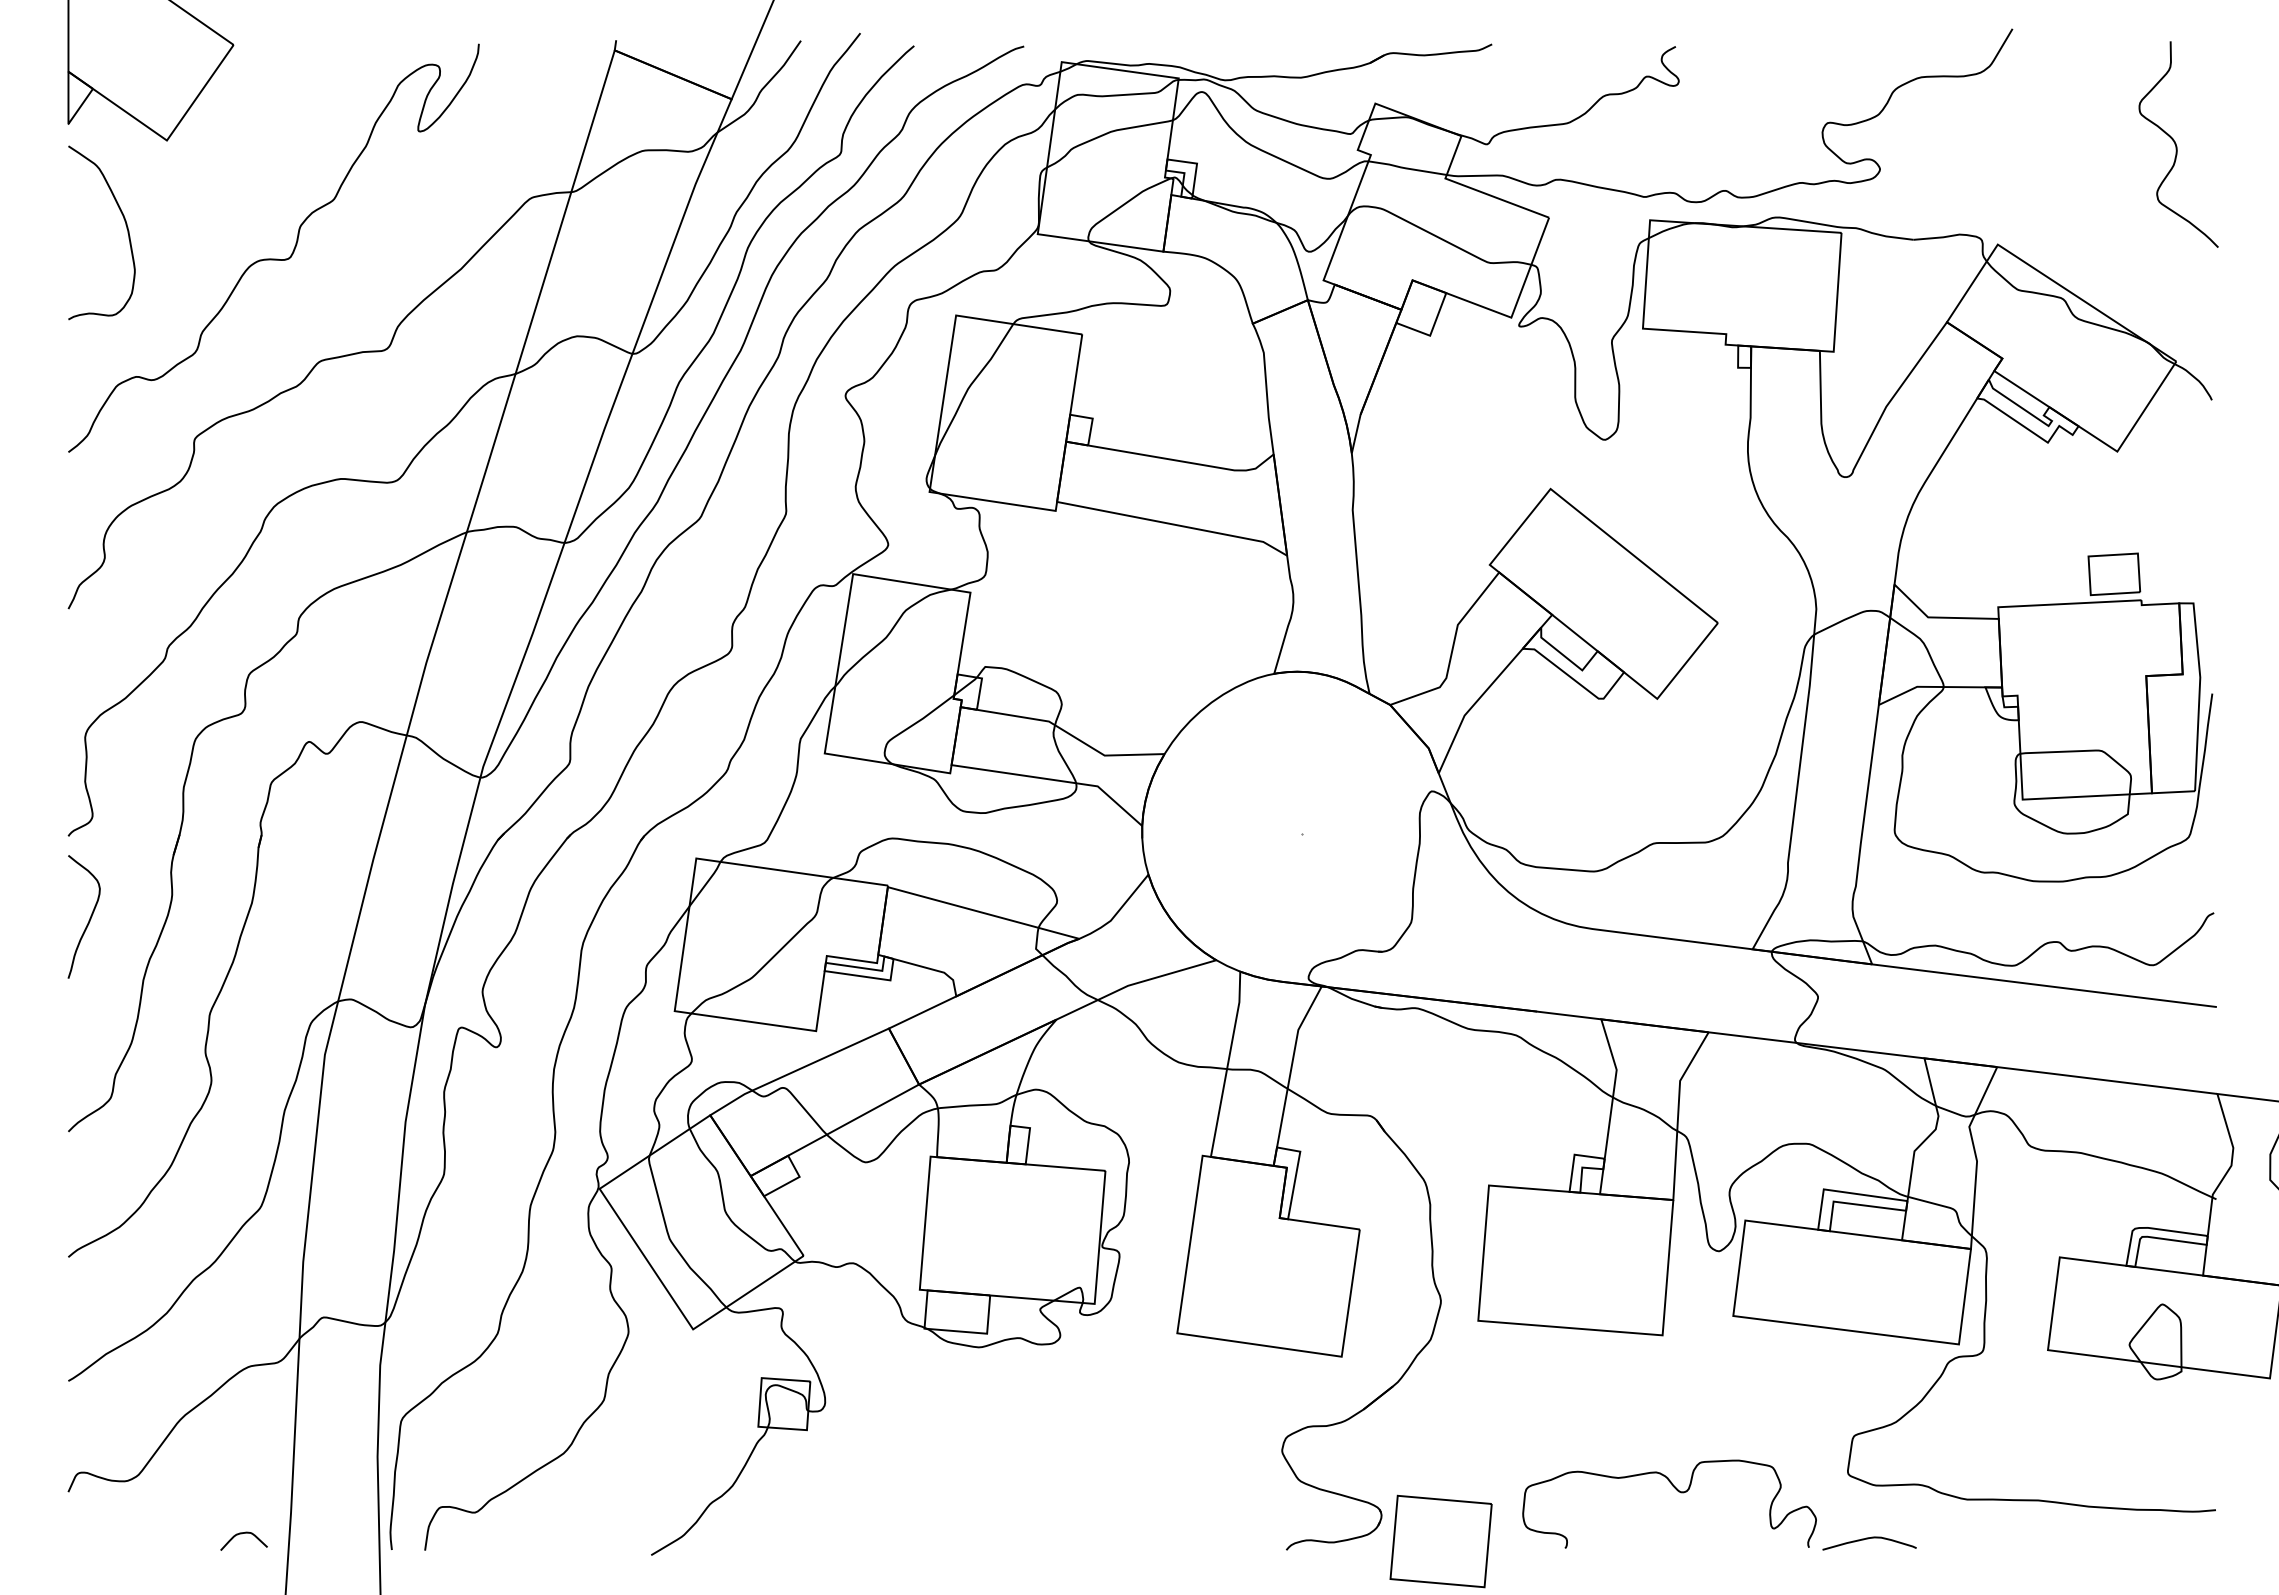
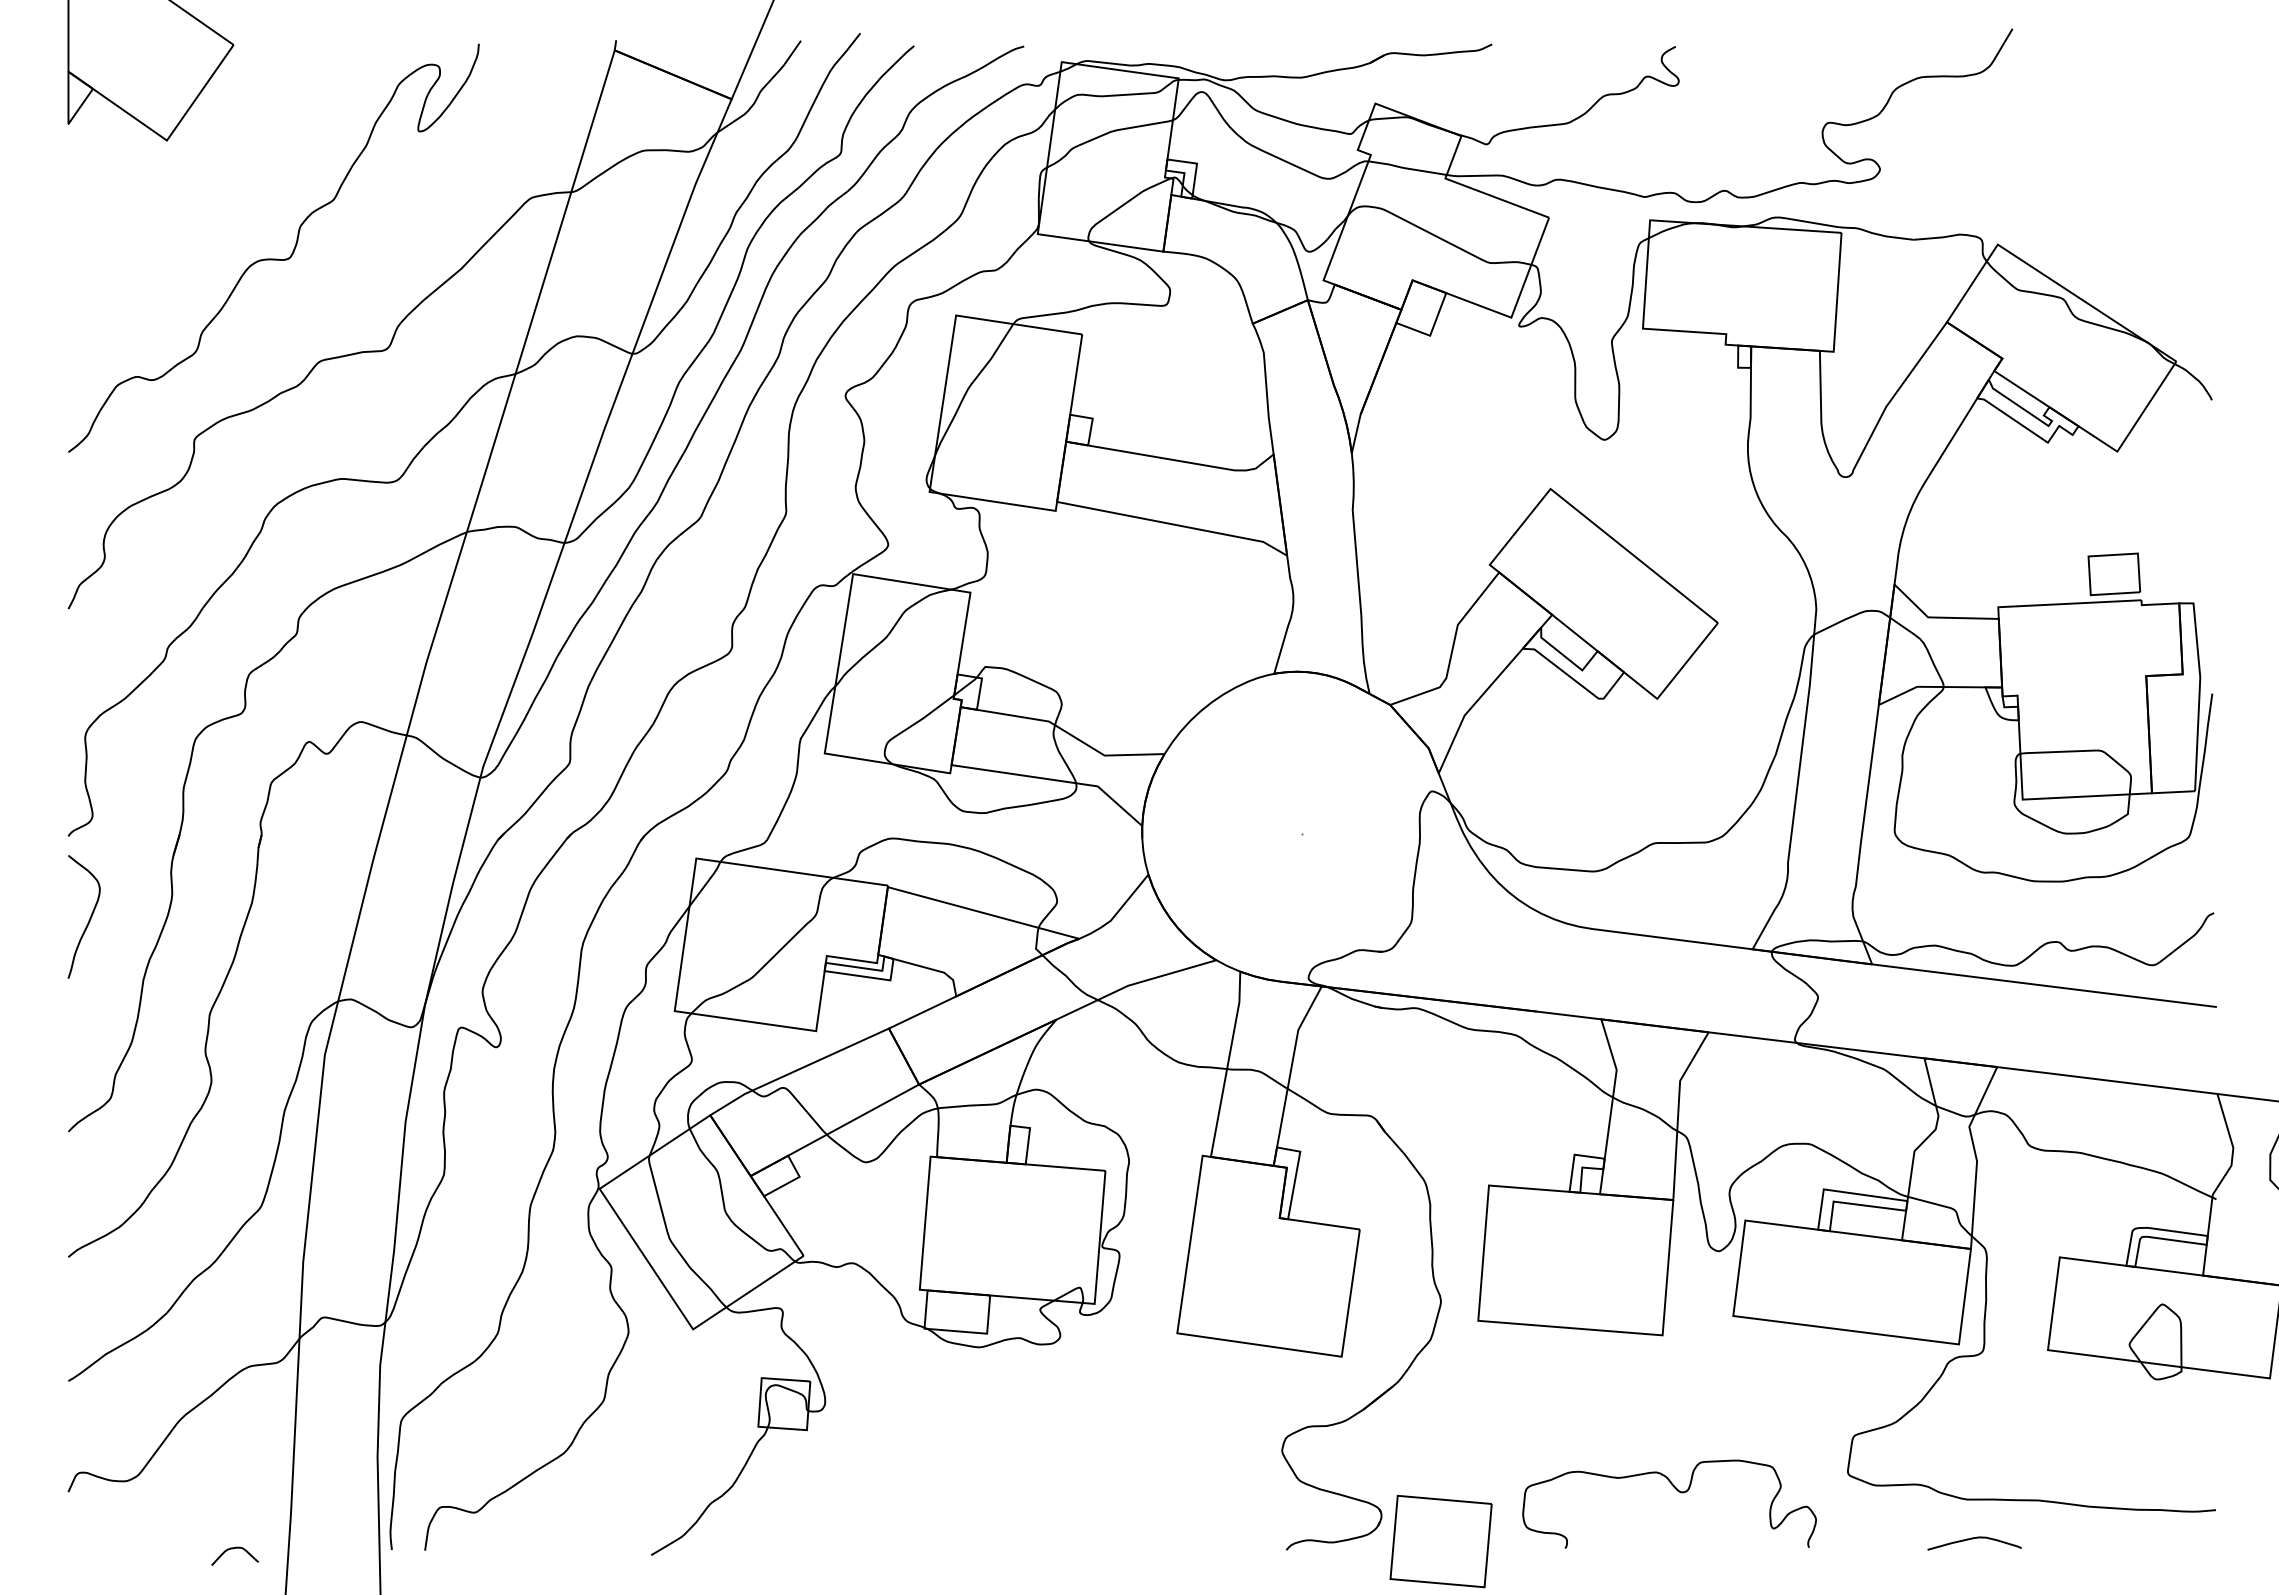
curve: present -> none (2176, 144)
curve: present -> none (125, 225)
curve position: (242, 1534) -> (233, 1549) (233, 1549)
curve position: (1868, 1539) -> (1973, 1539) (1973, 1539)
